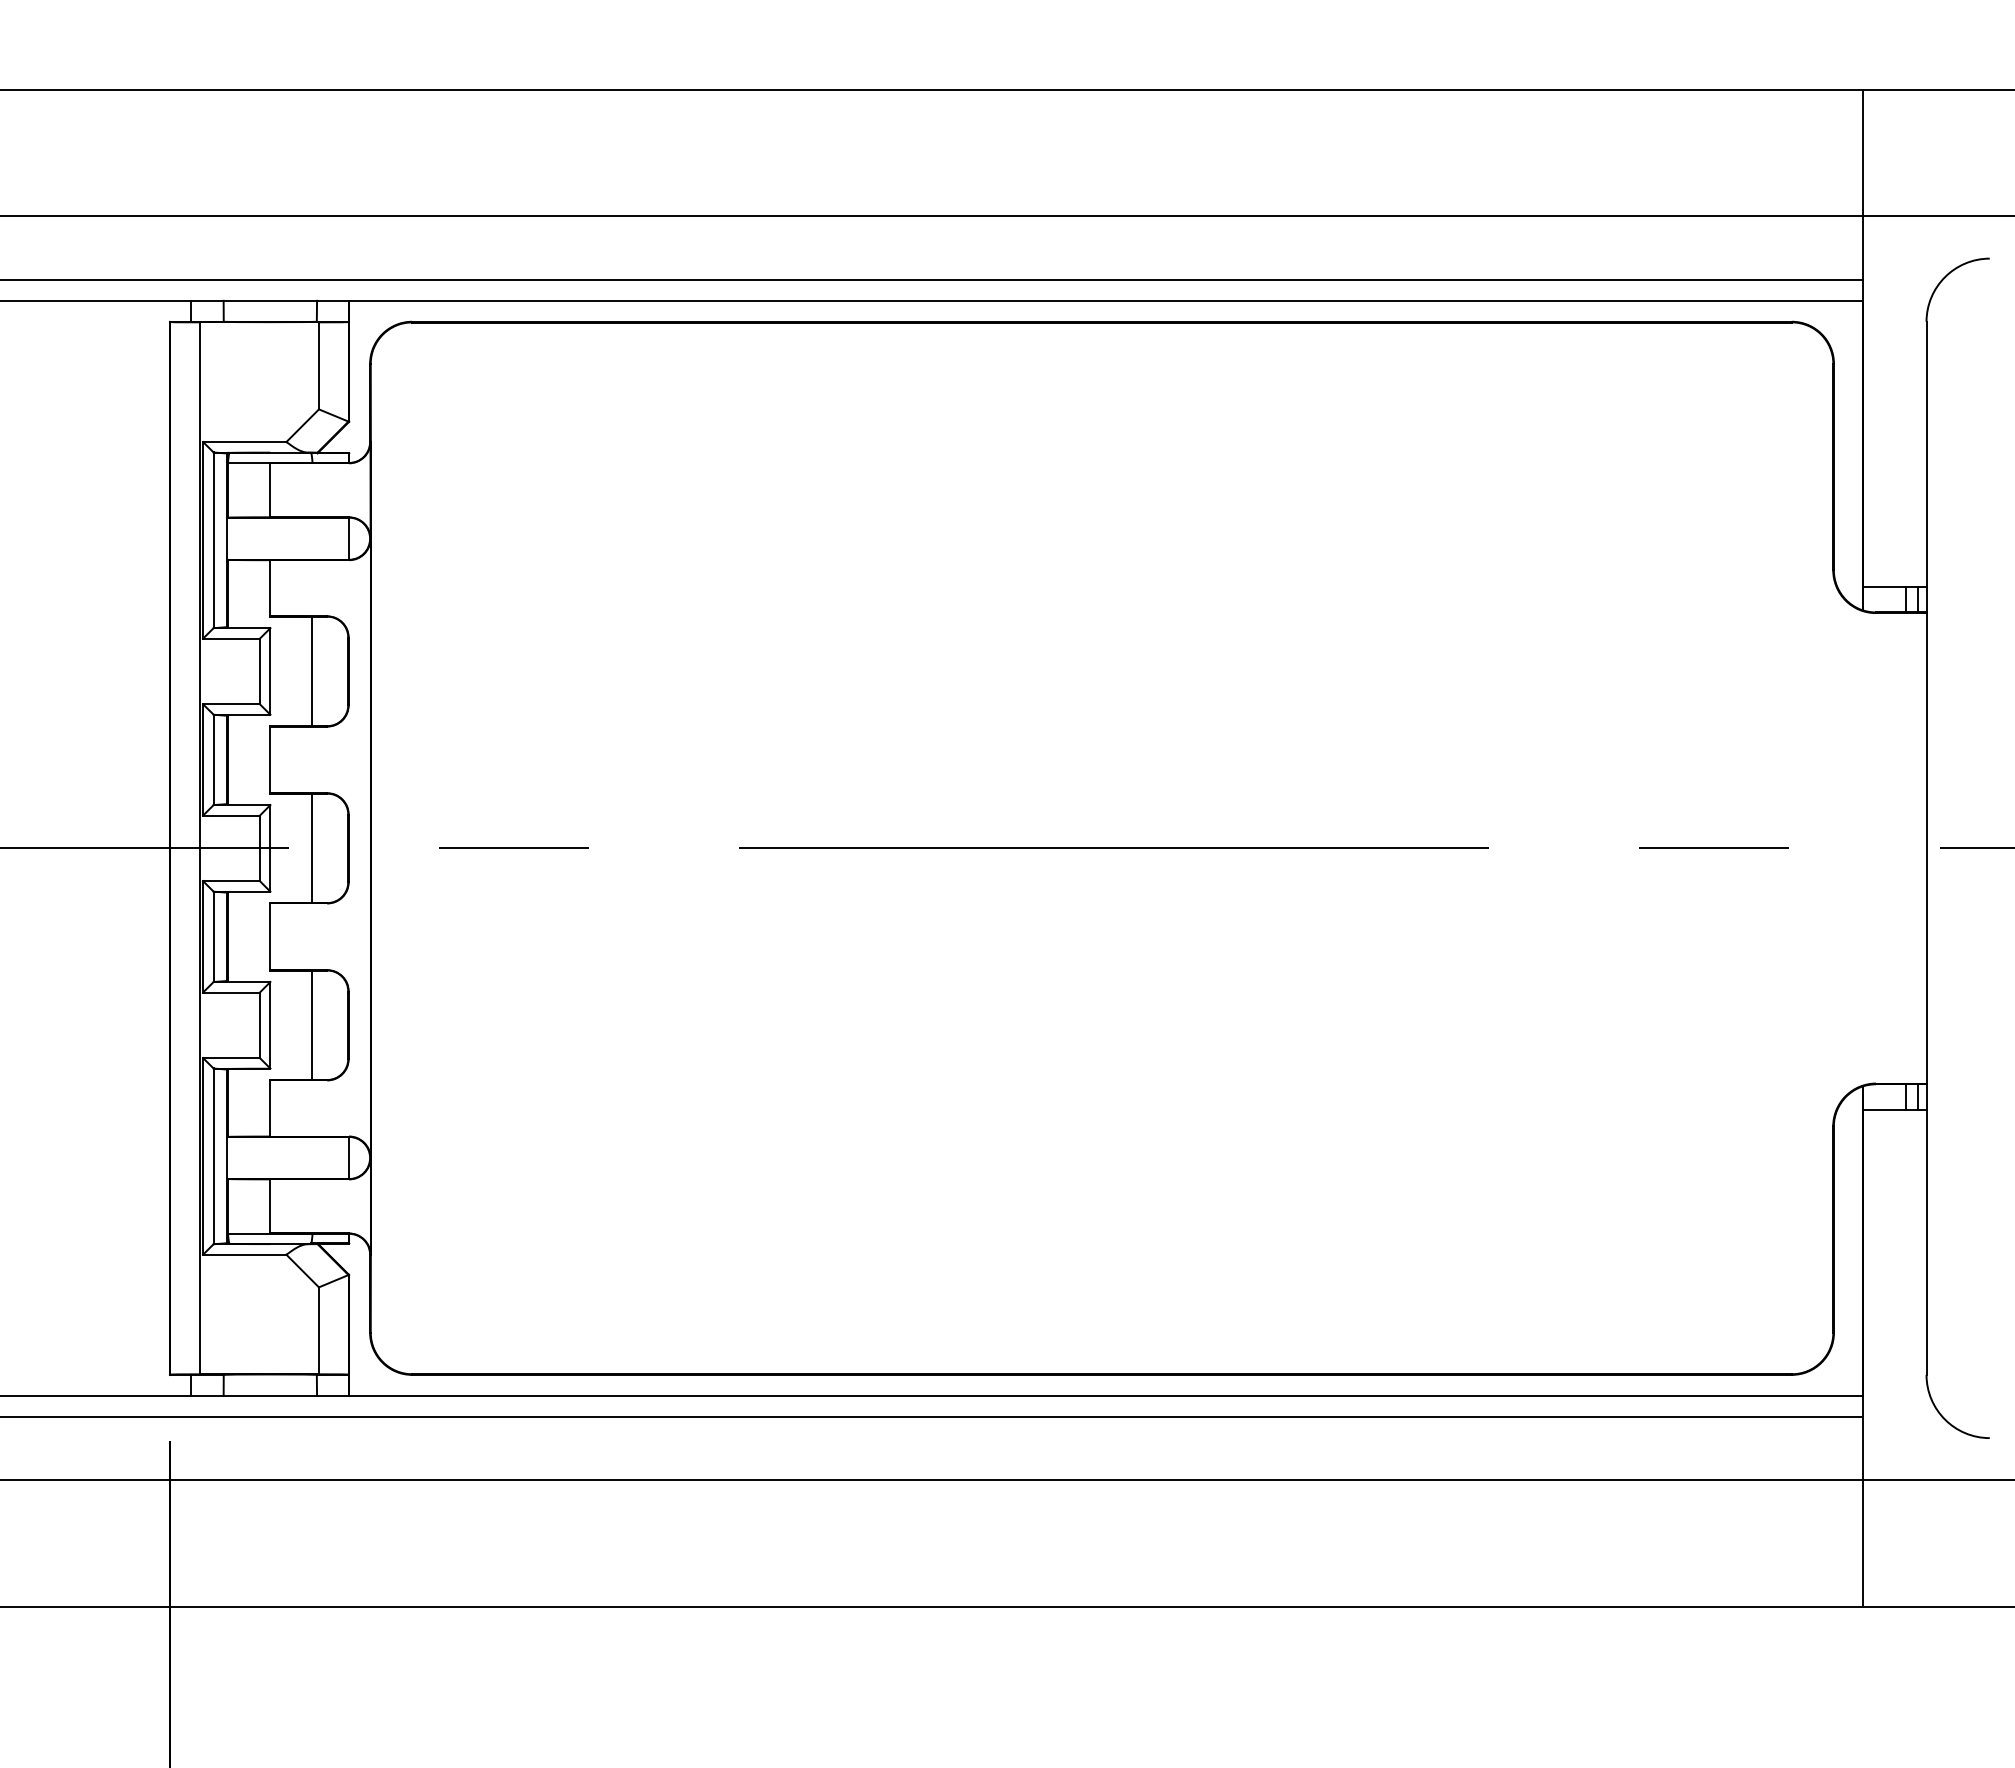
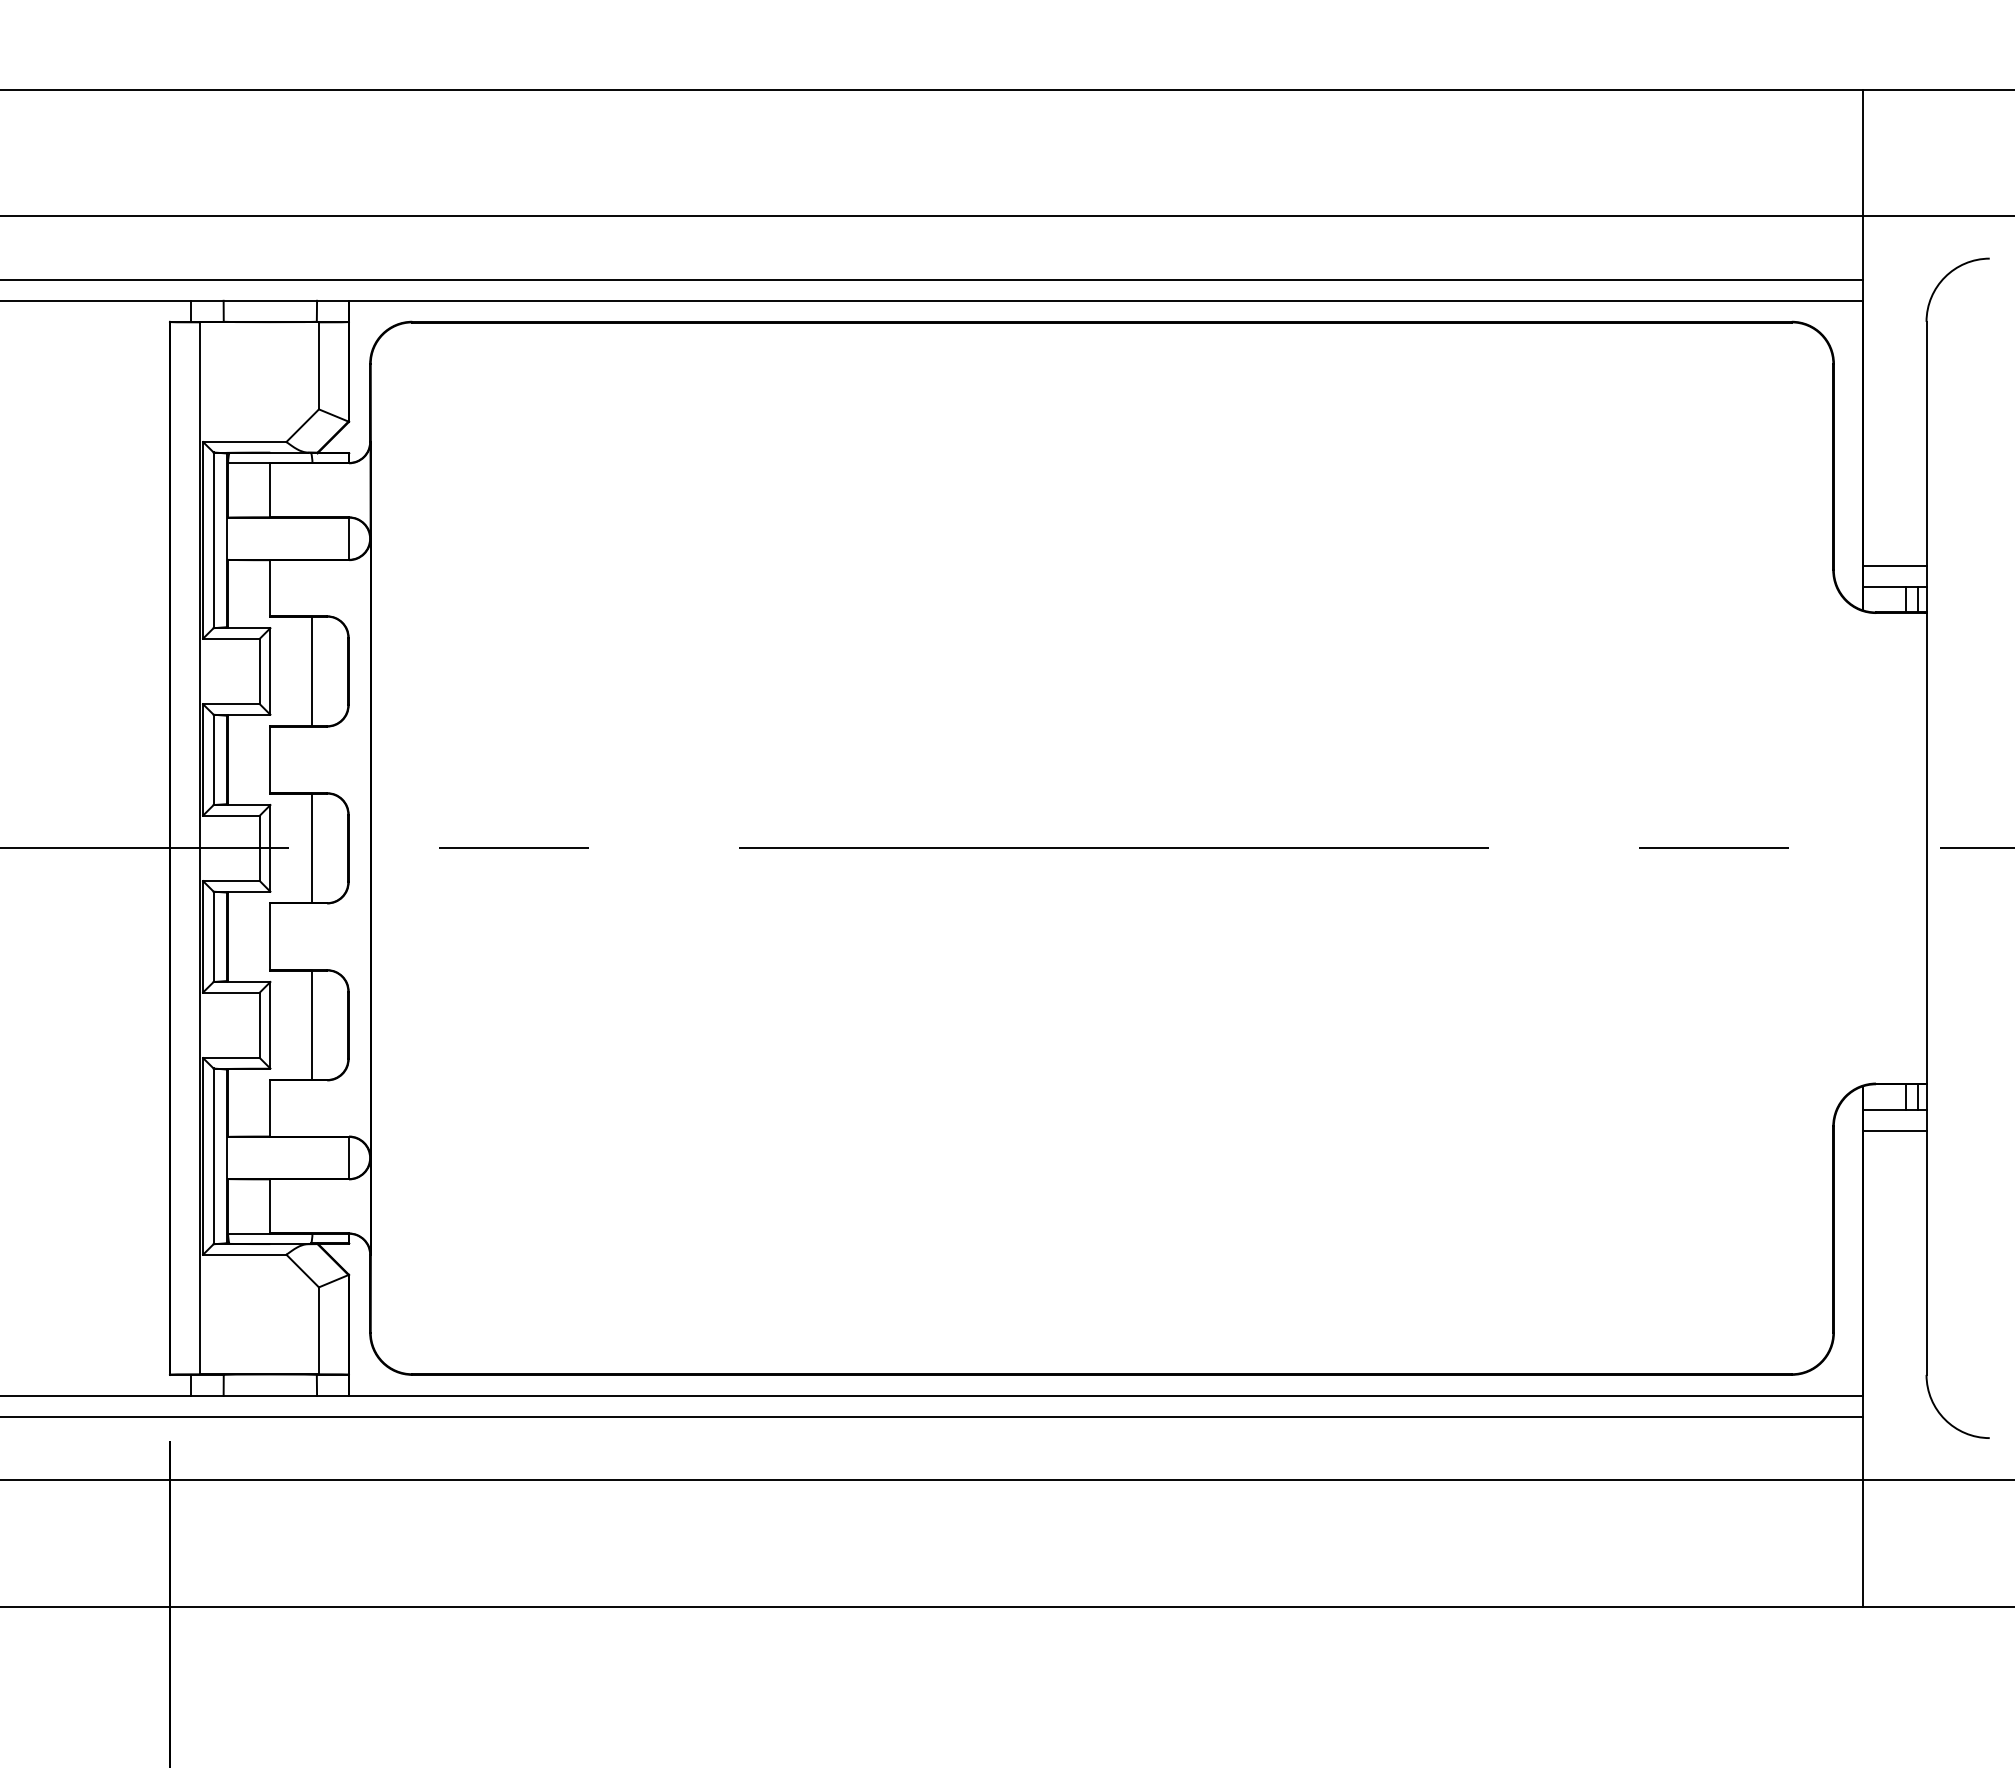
line: none -> present (1894, 566)
line: none -> present (1894, 1130)
